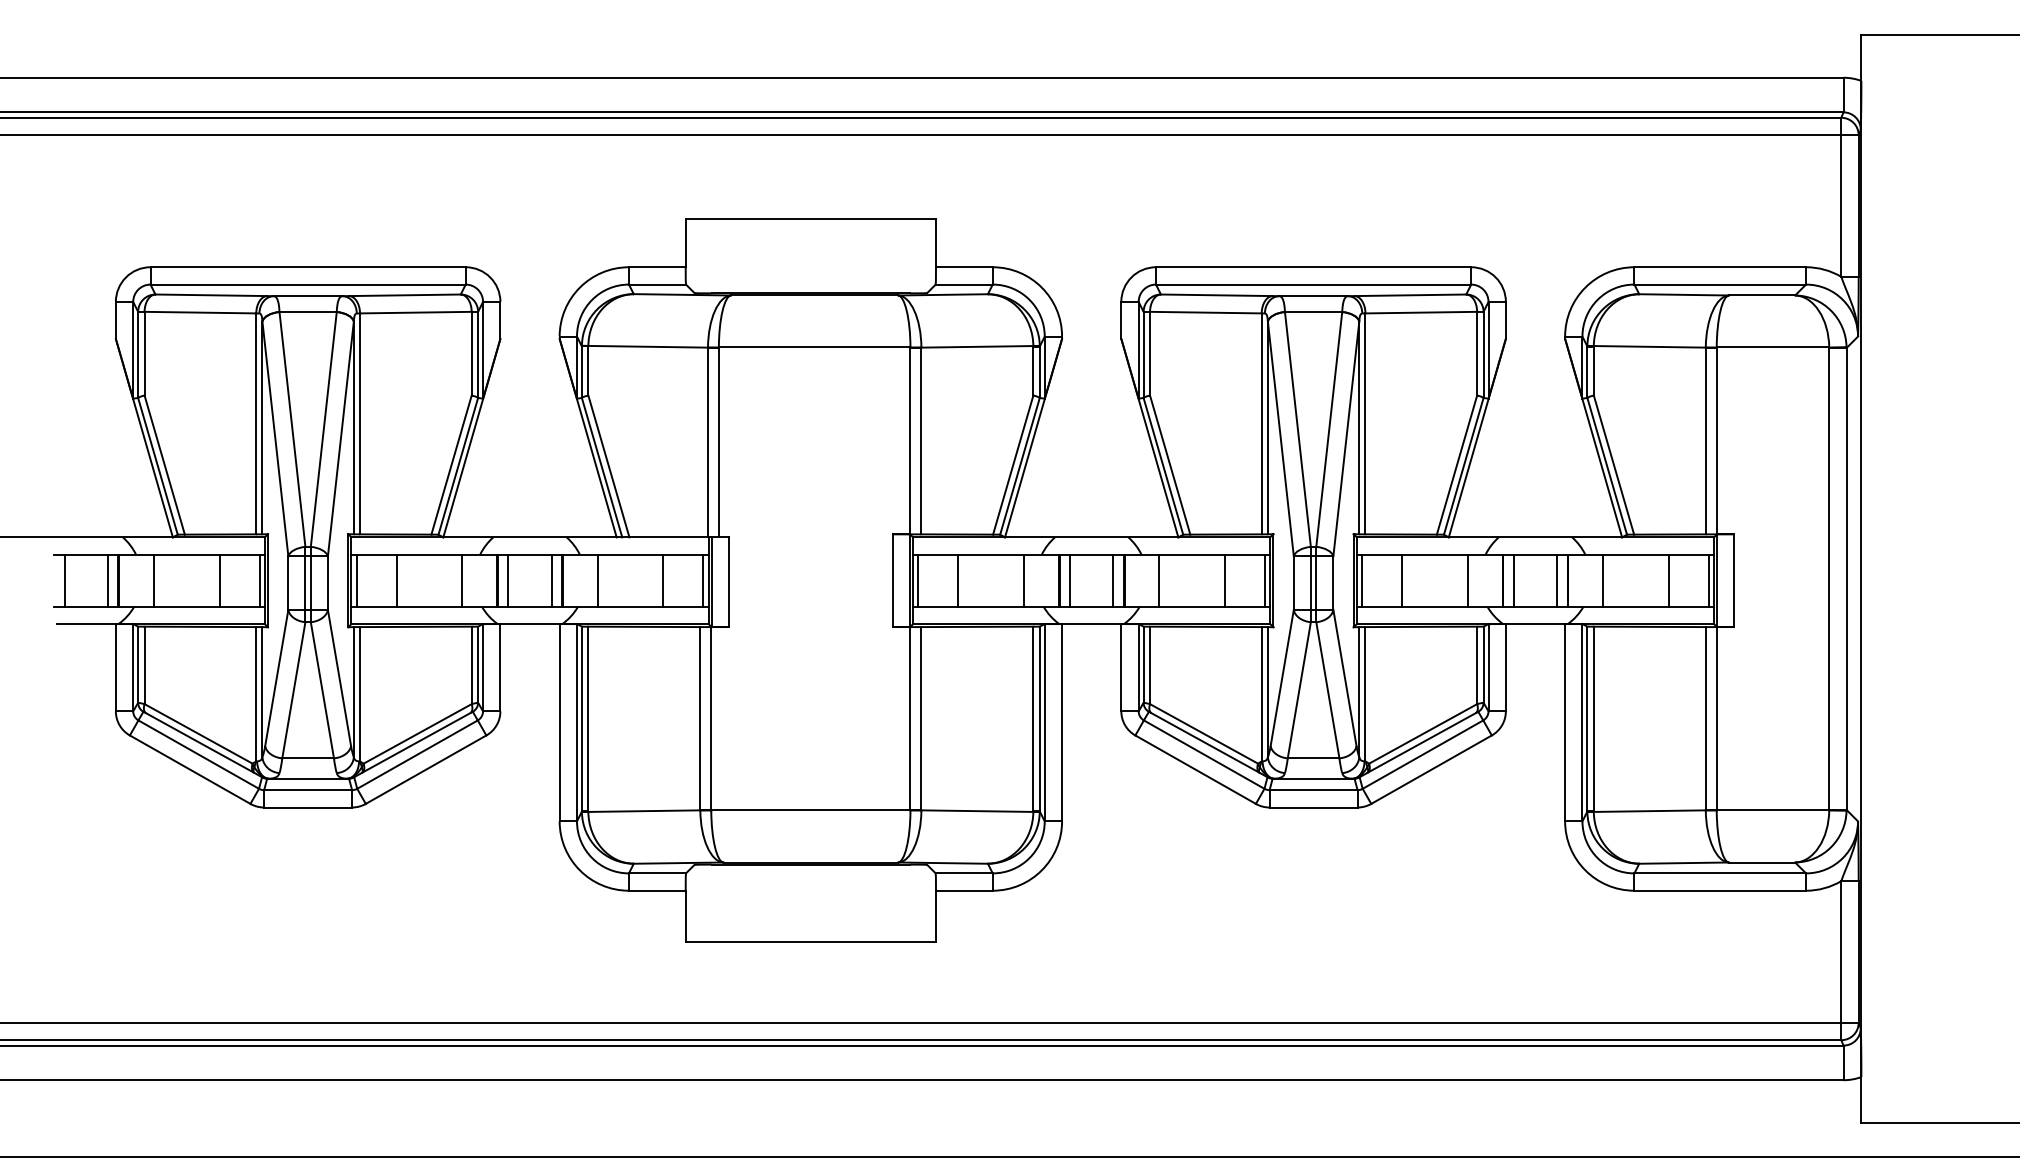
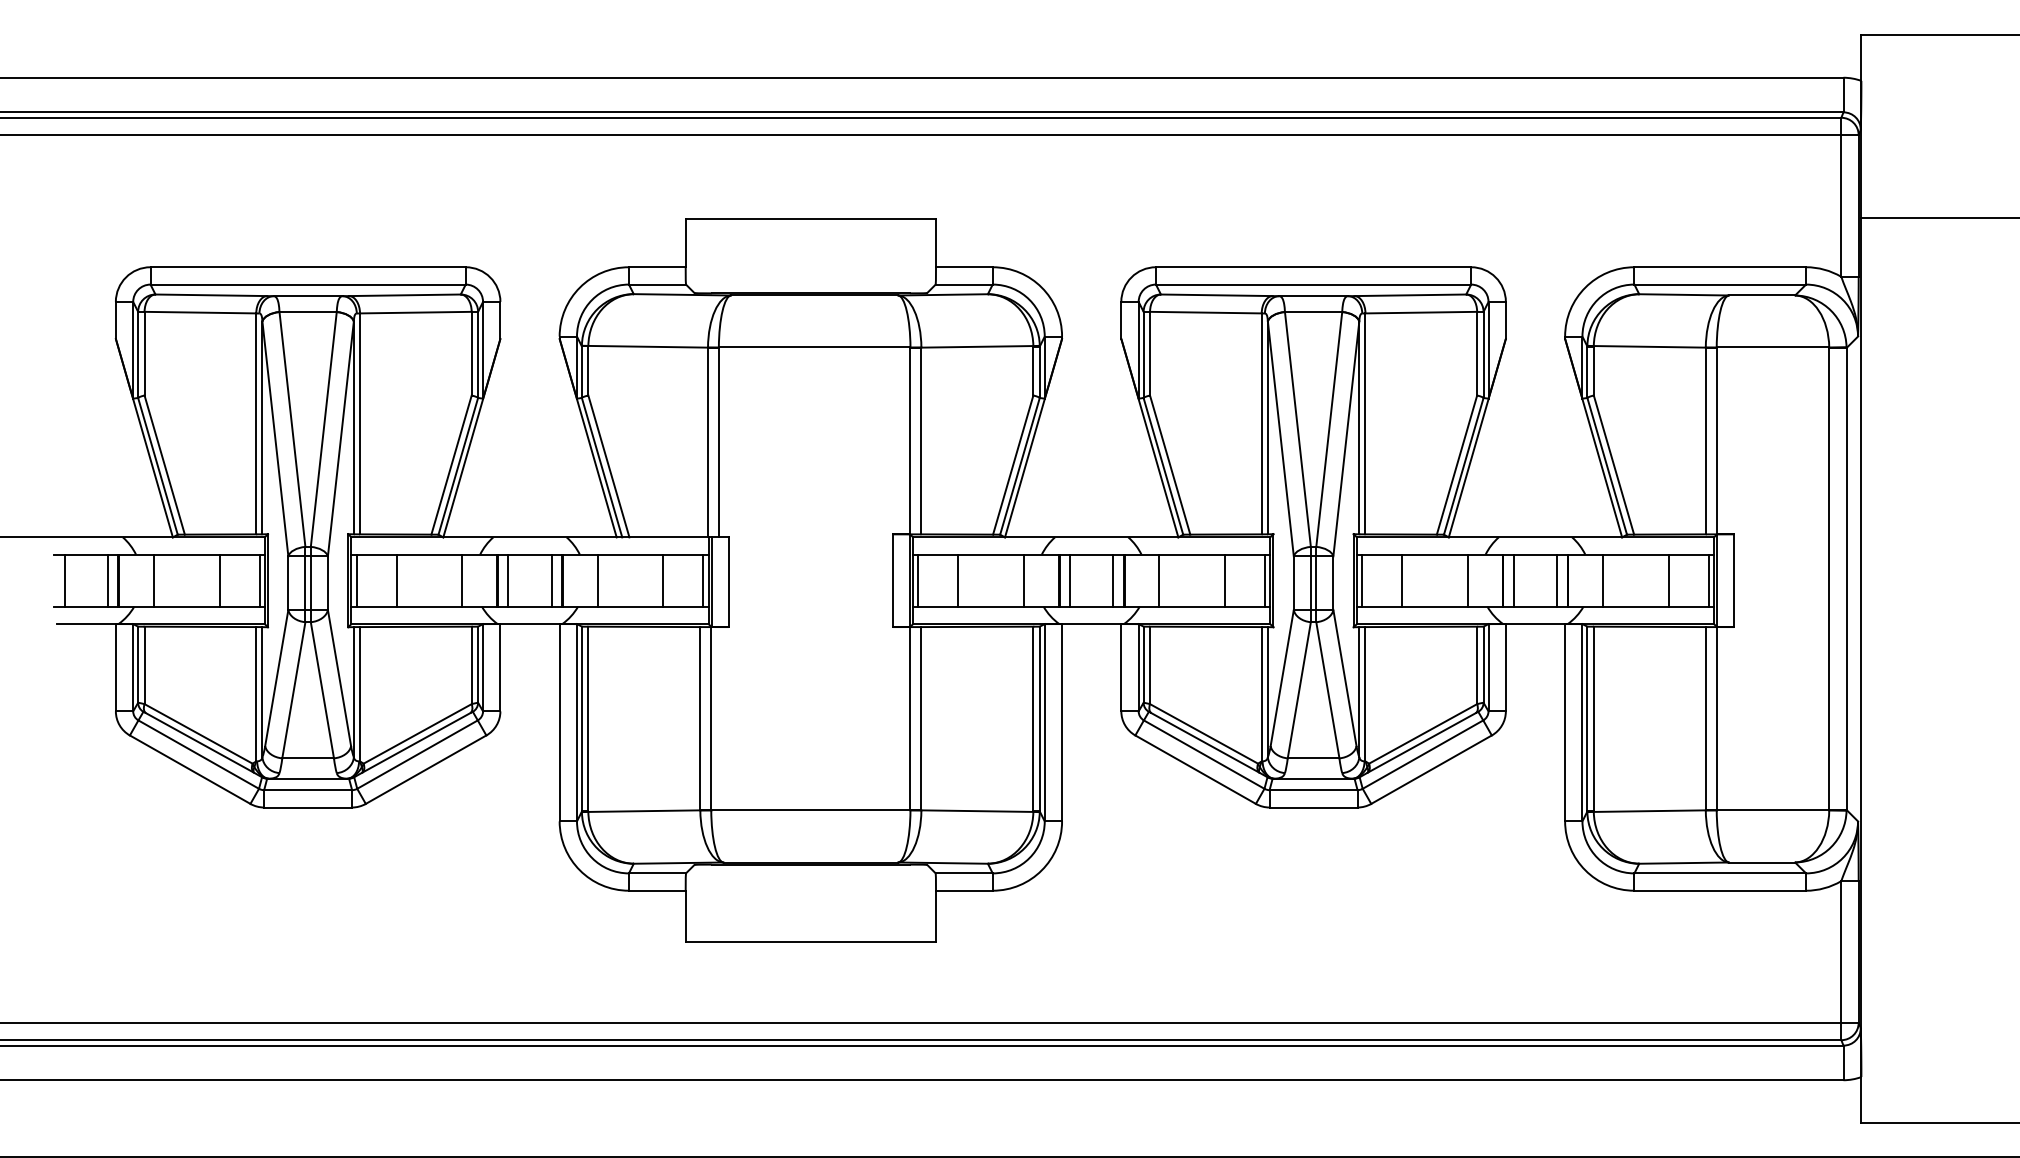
line: none -> present (1938, 218)
